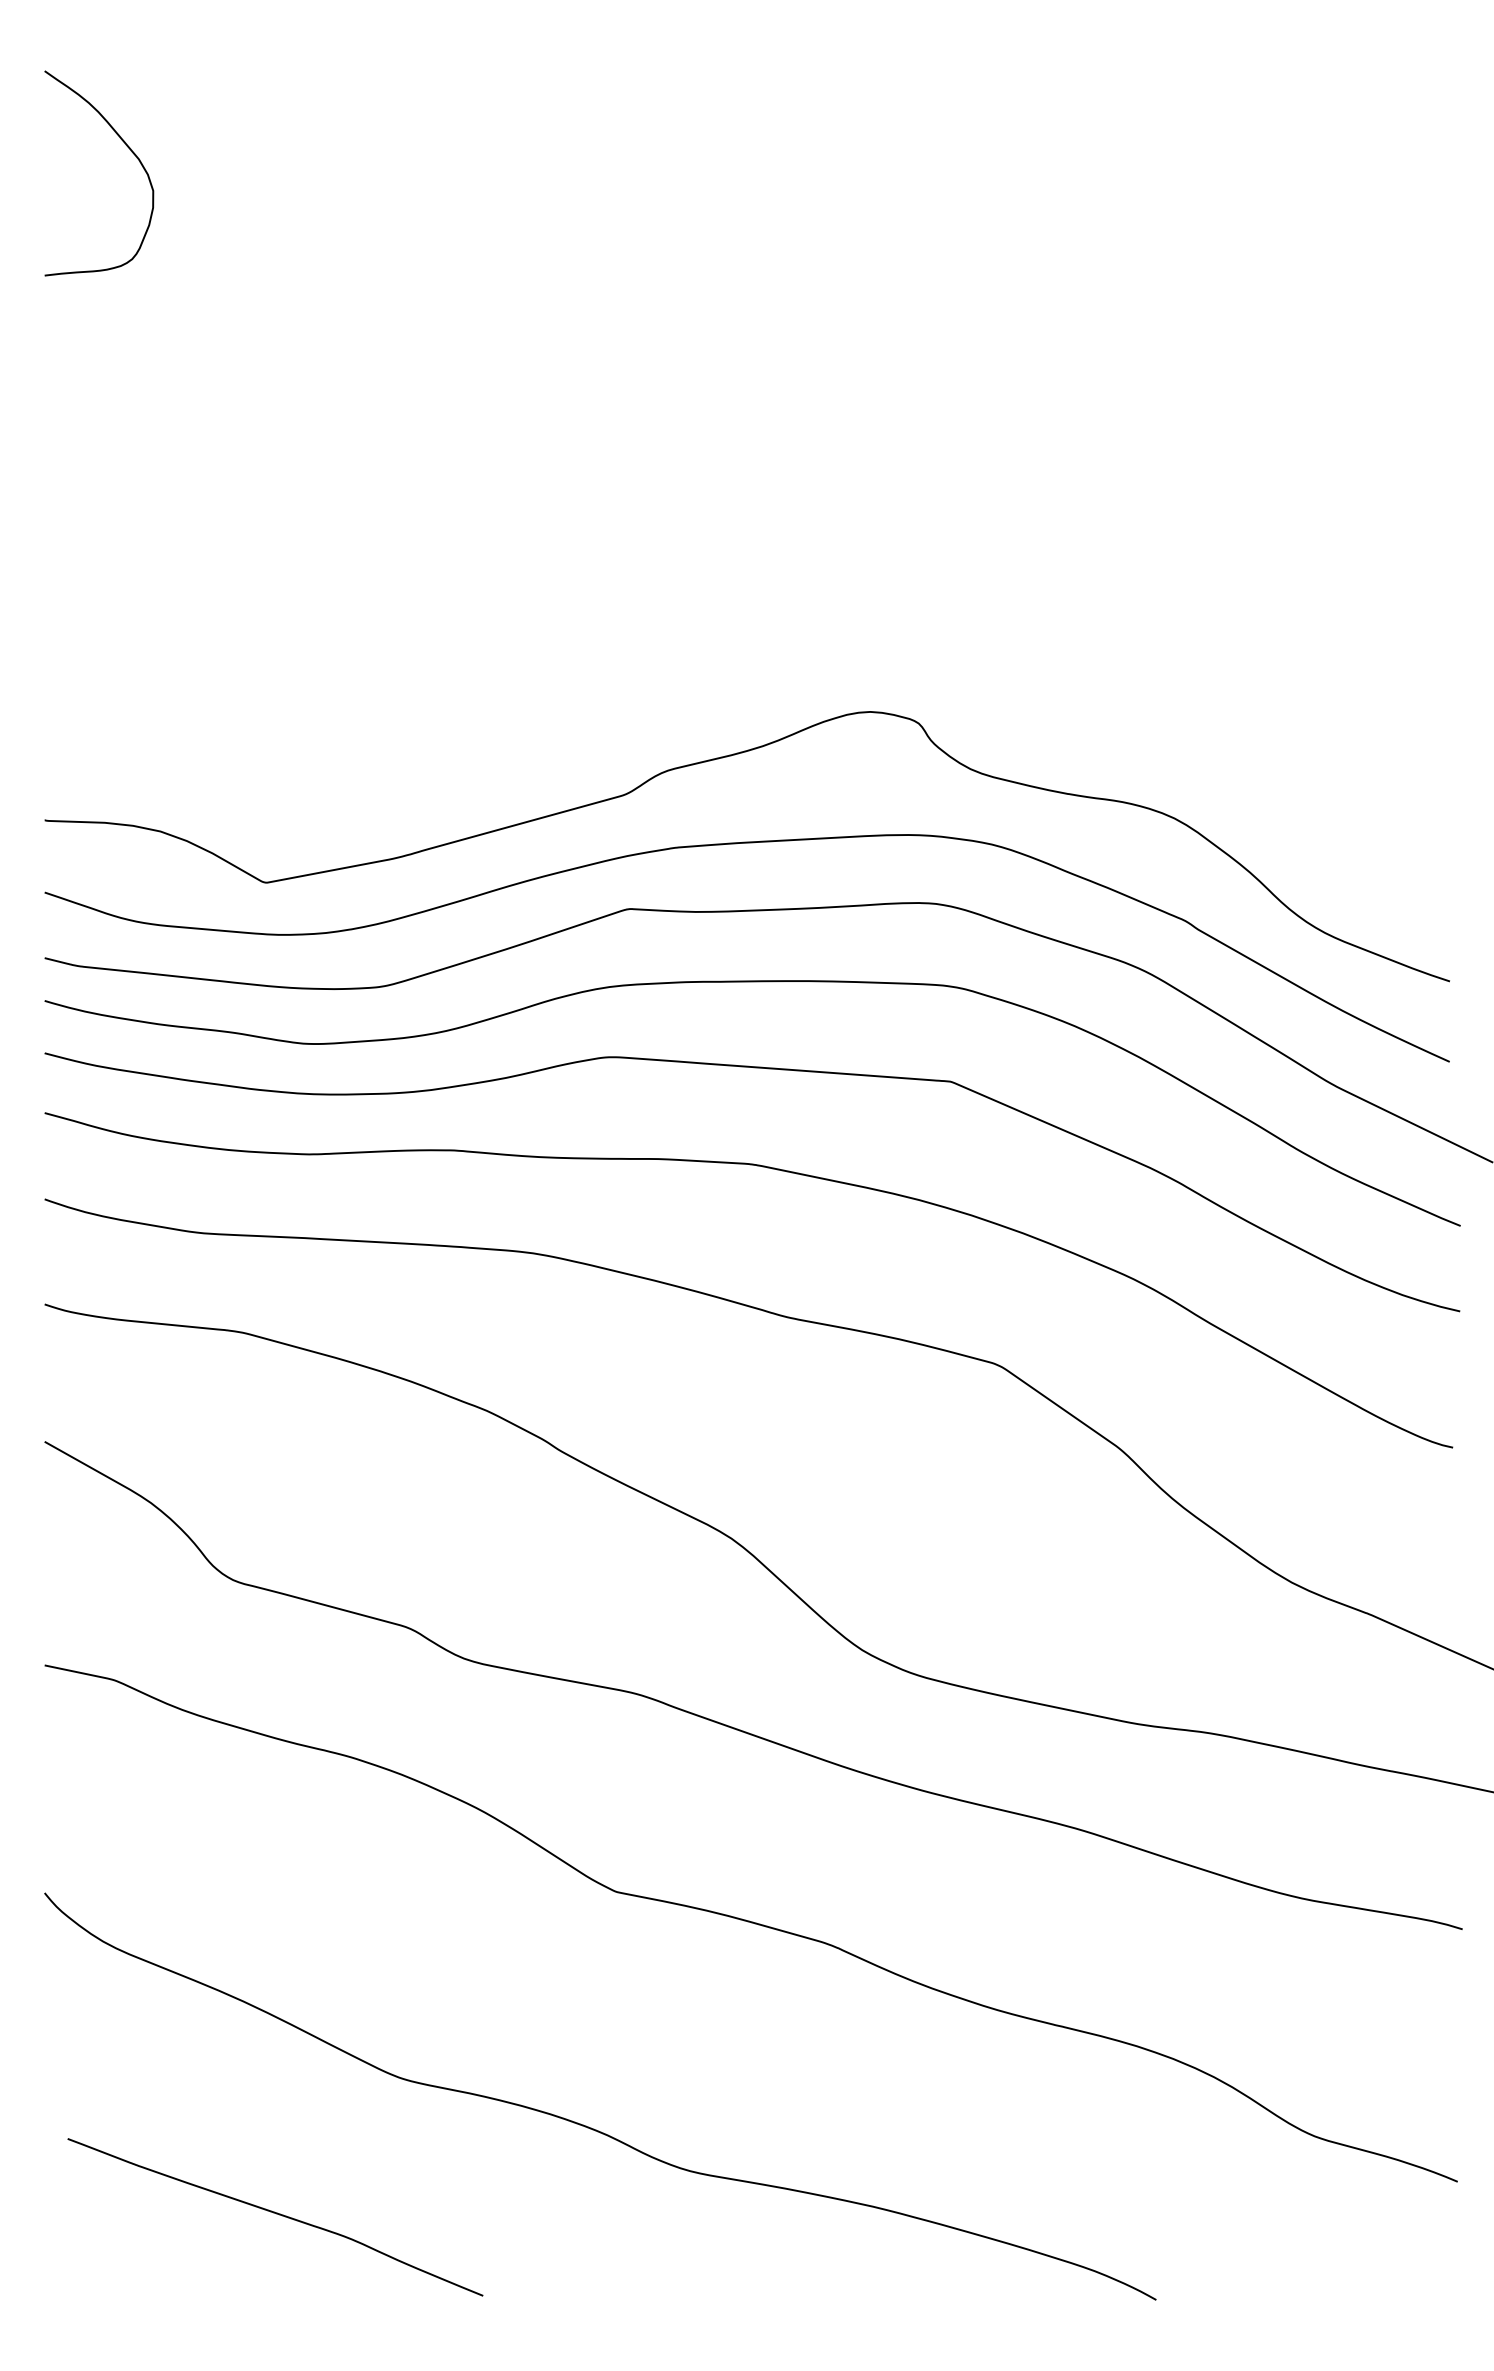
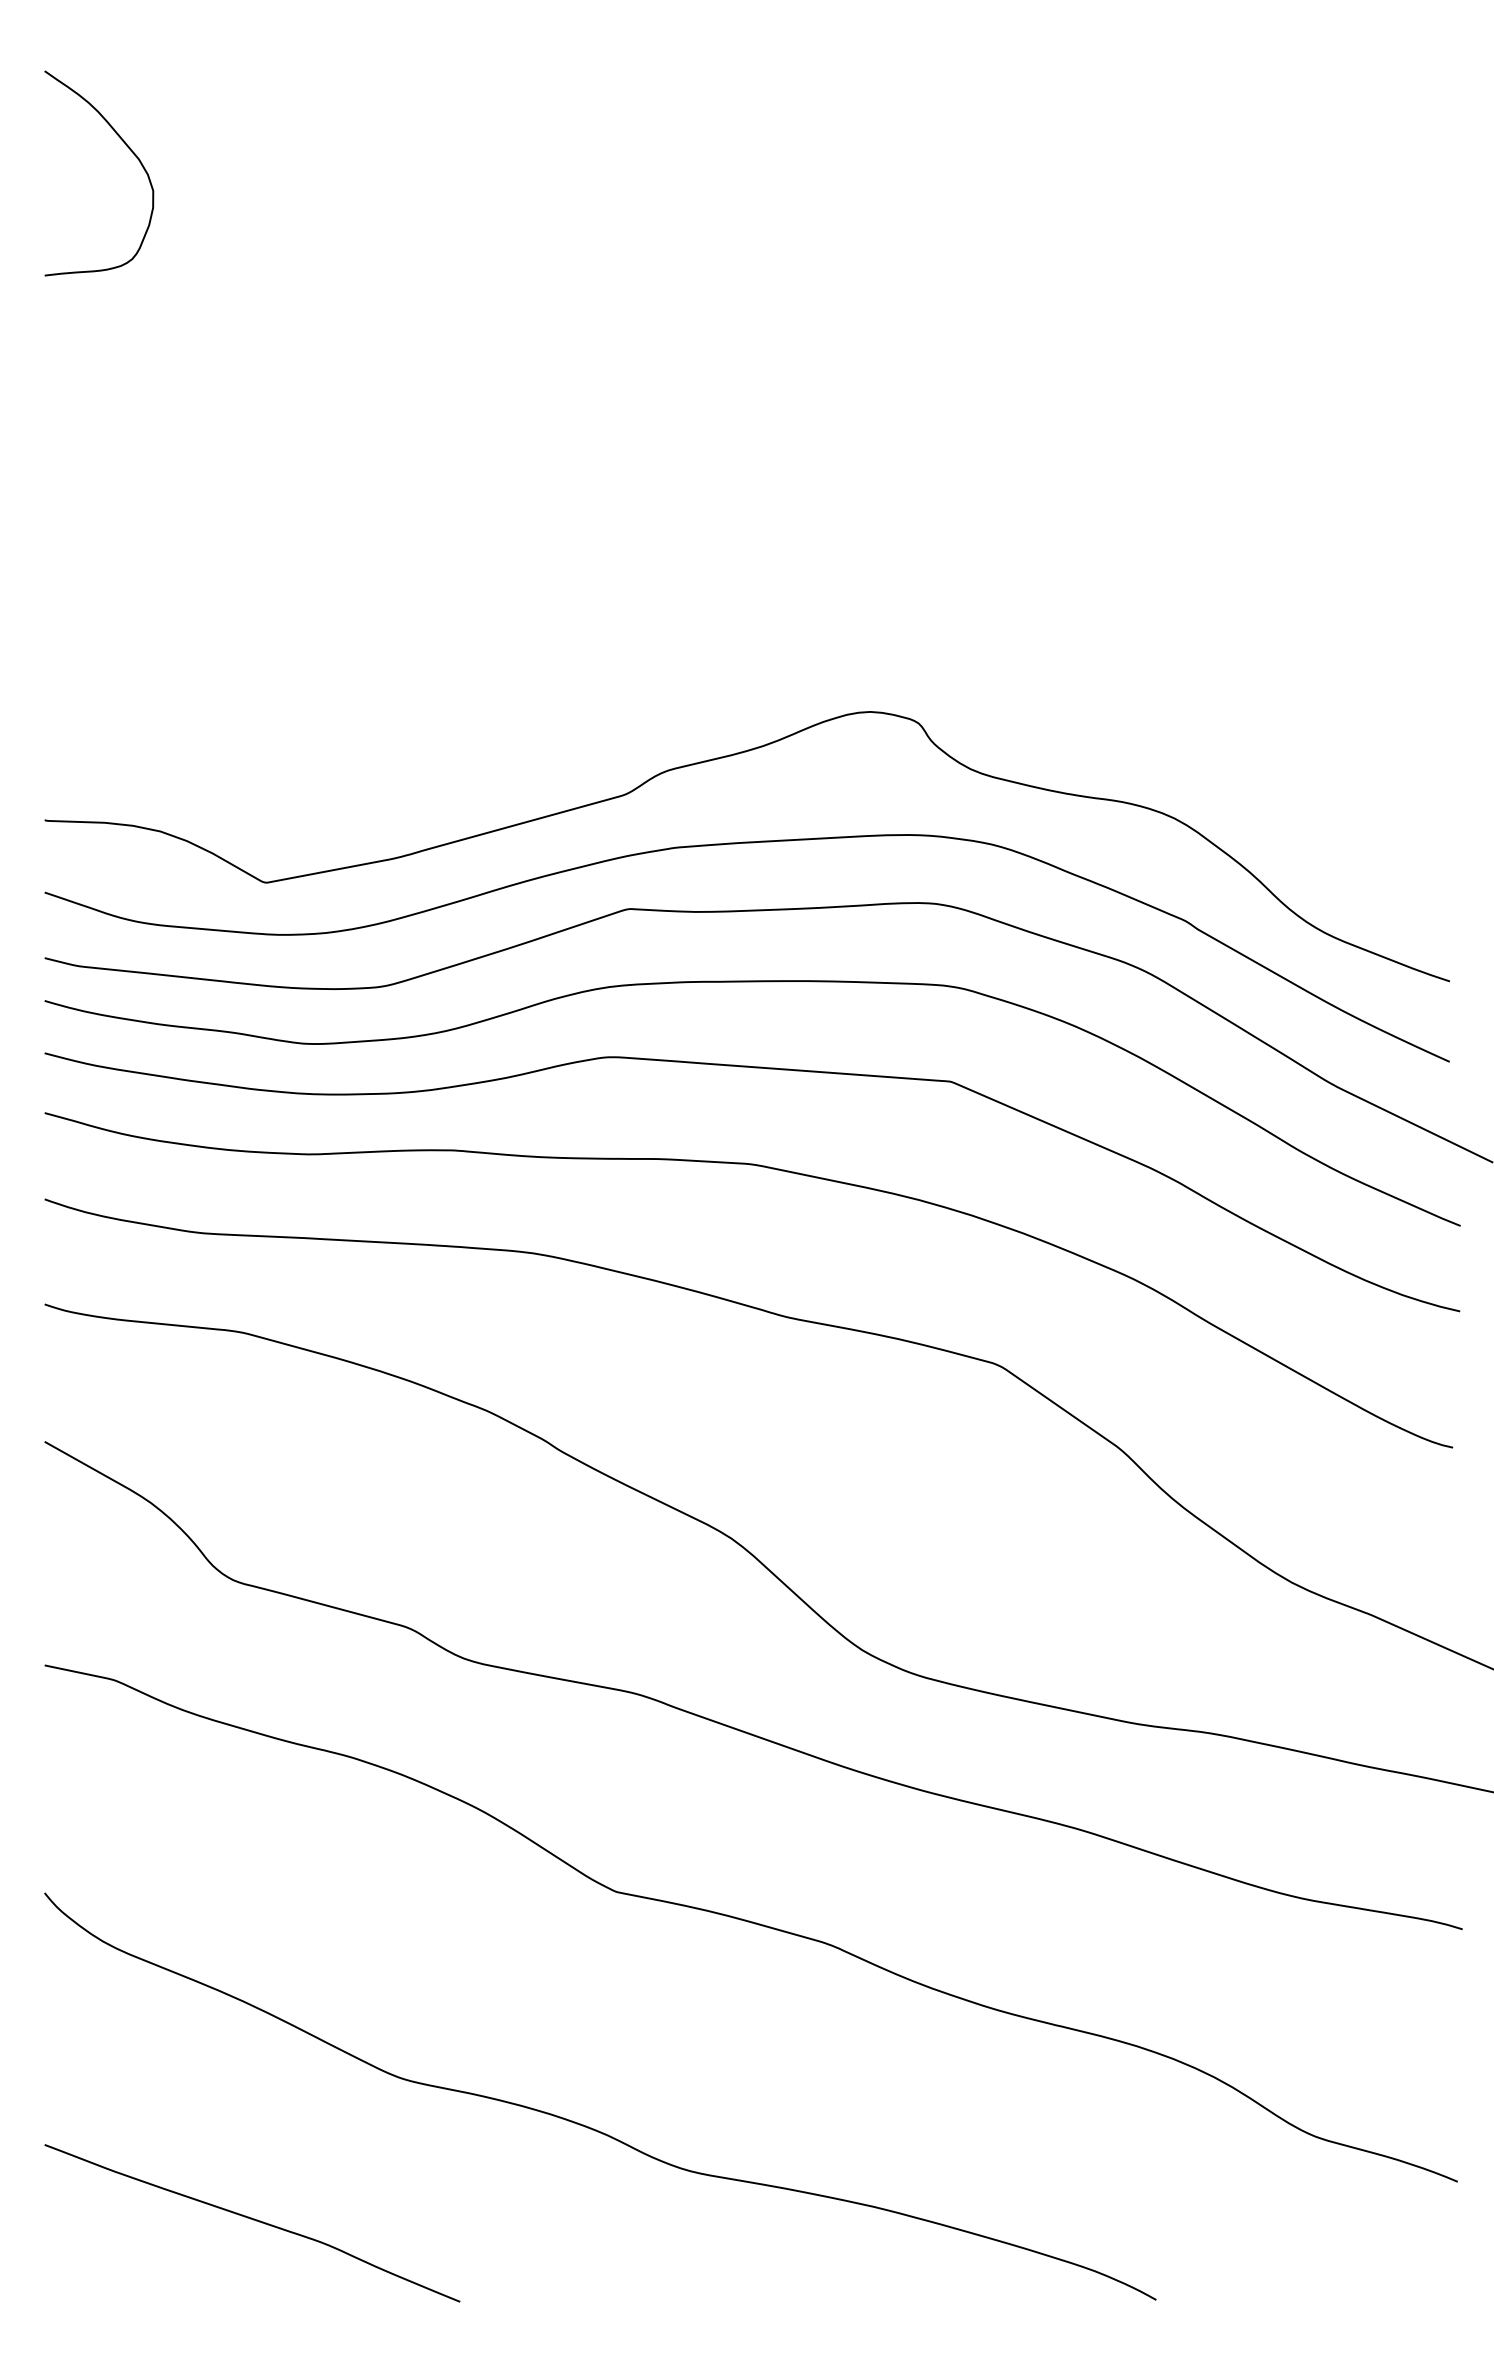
curve position: (276, 2214) -> (253, 2220) (253, 2220)
